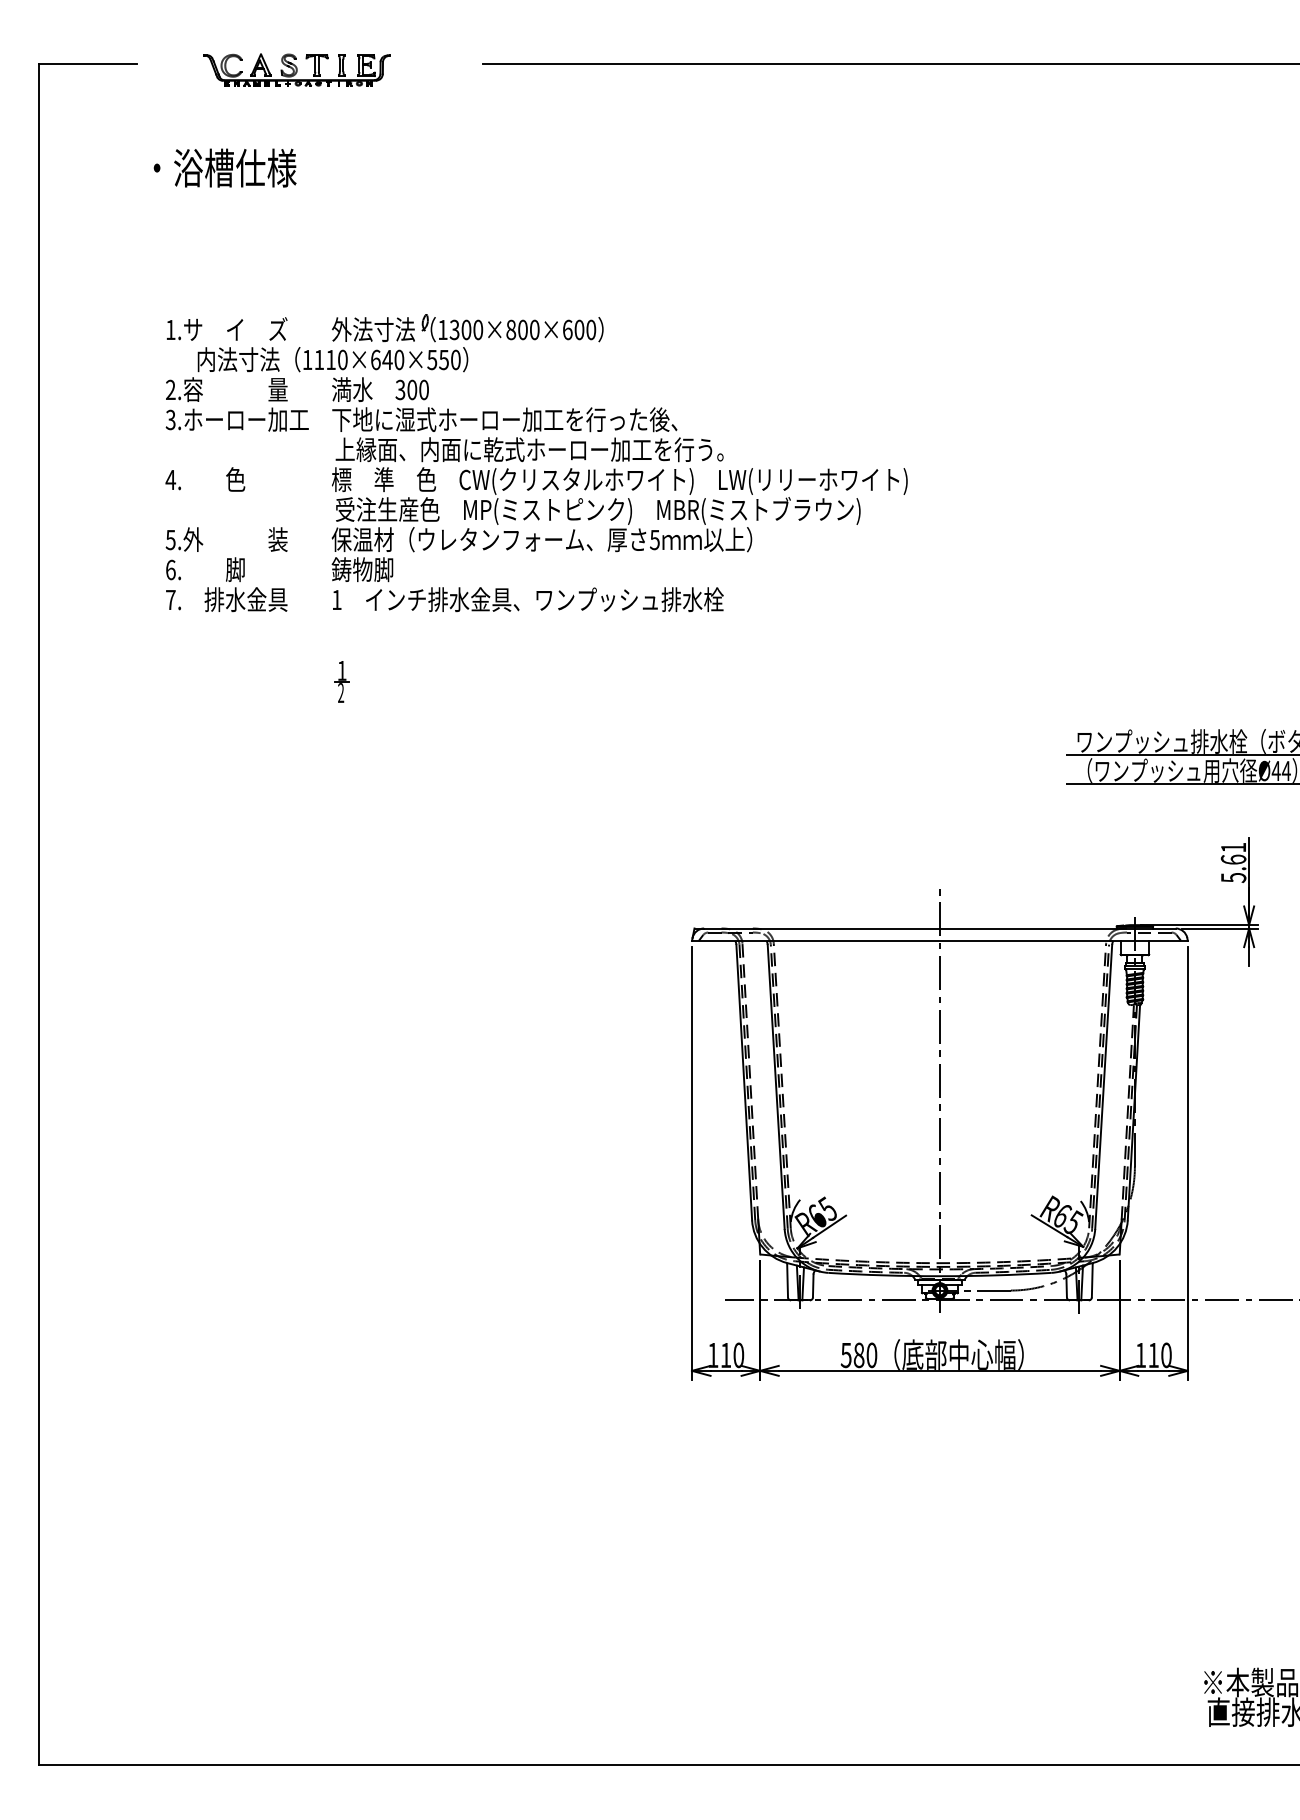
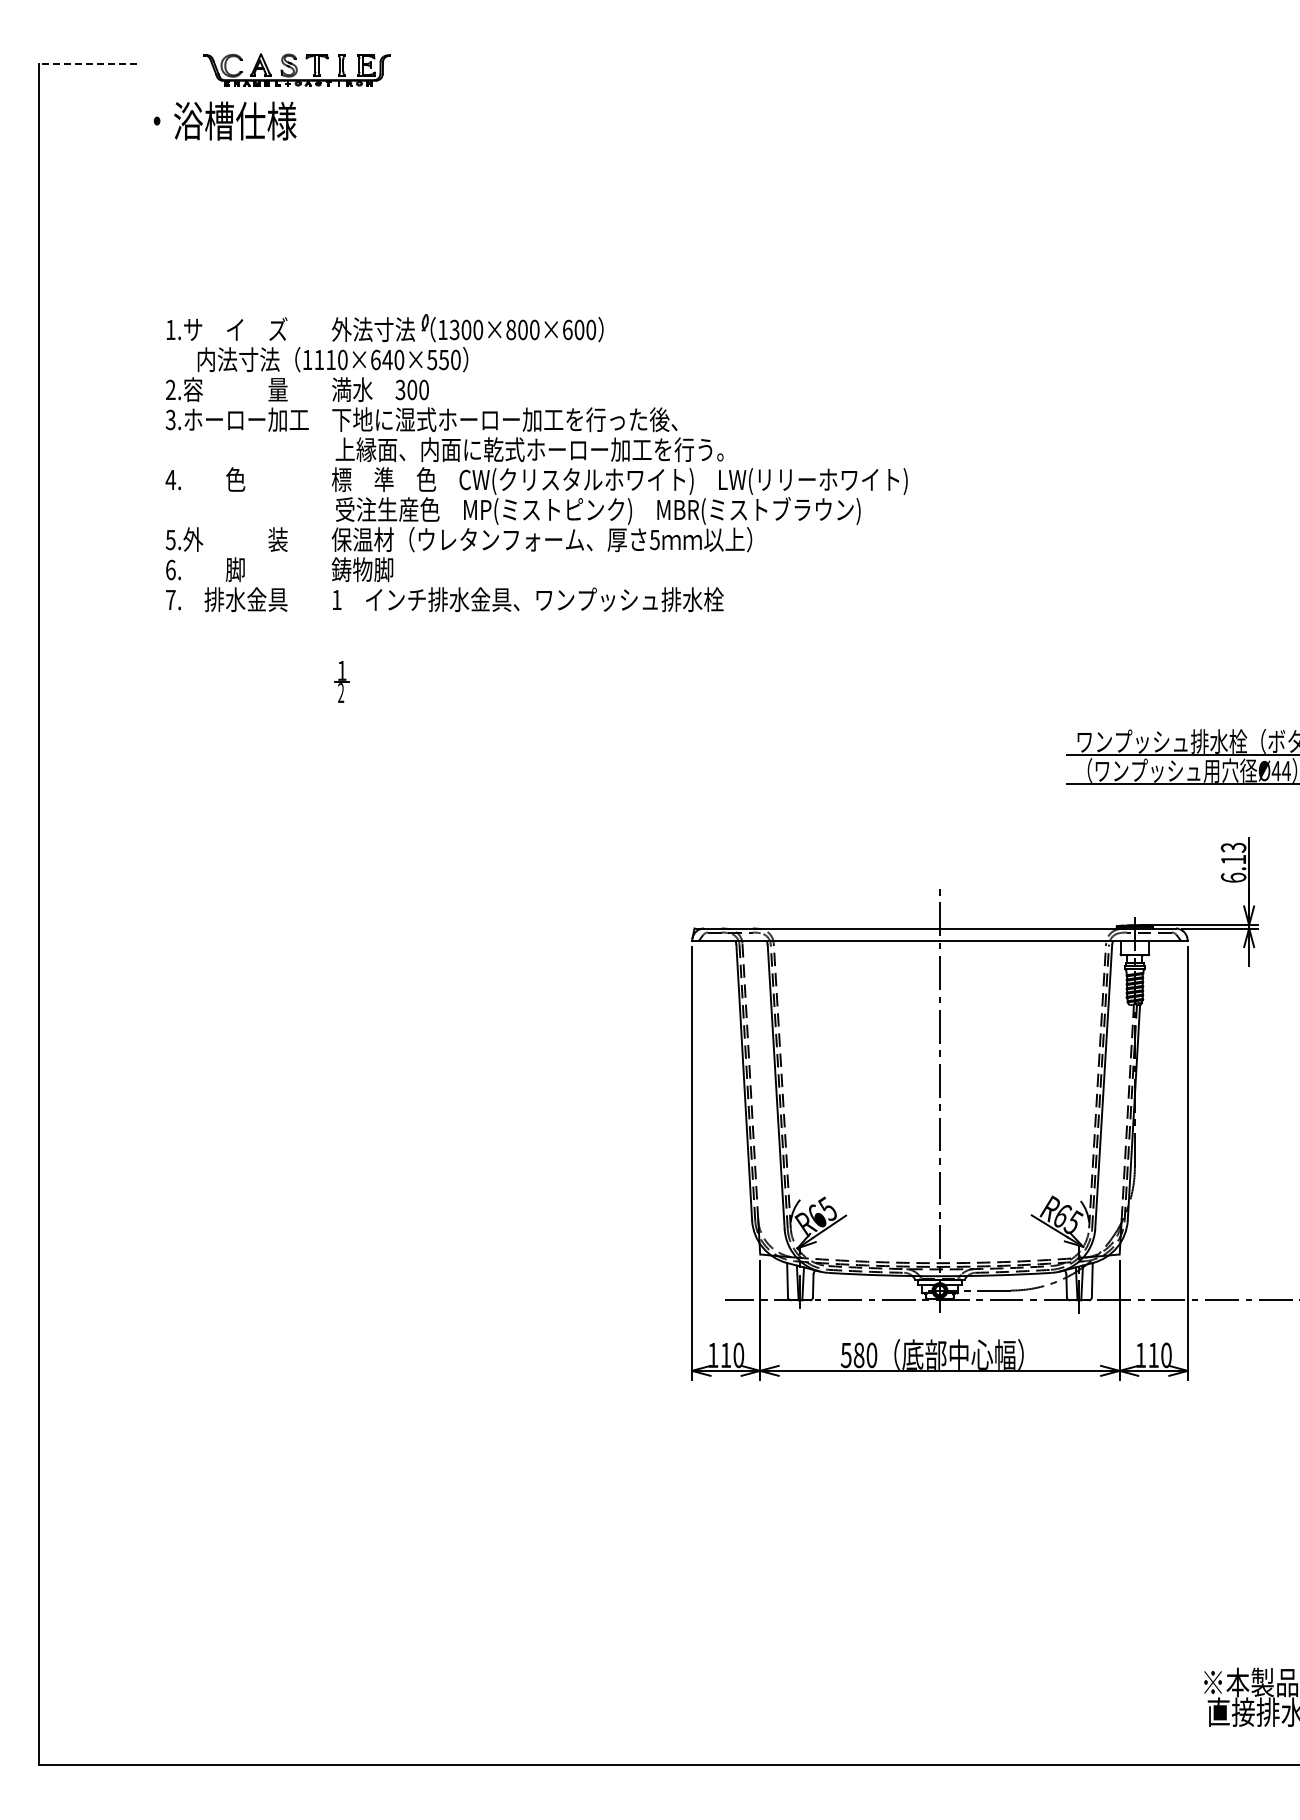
line: solid -> dashed (87, 63)
line: present -> none (889, 63)
text position: (224, 167) -> (224, 120) (224, 120)
text: 5.61 -> 6.13 (1233, 862)
